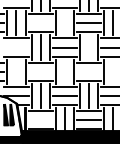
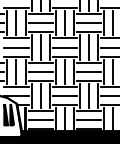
line: none -> present (40, 23)
line: none -> present (64, 23)
line: none -> present (16, 47)
line: none -> present (89, 47)
line: none -> present (16, 71)
line: none -> present (40, 71)
line: none -> present (64, 71)
line: none -> present (89, 71)
line: none -> present (113, 71)
line: none -> present (40, 120)
